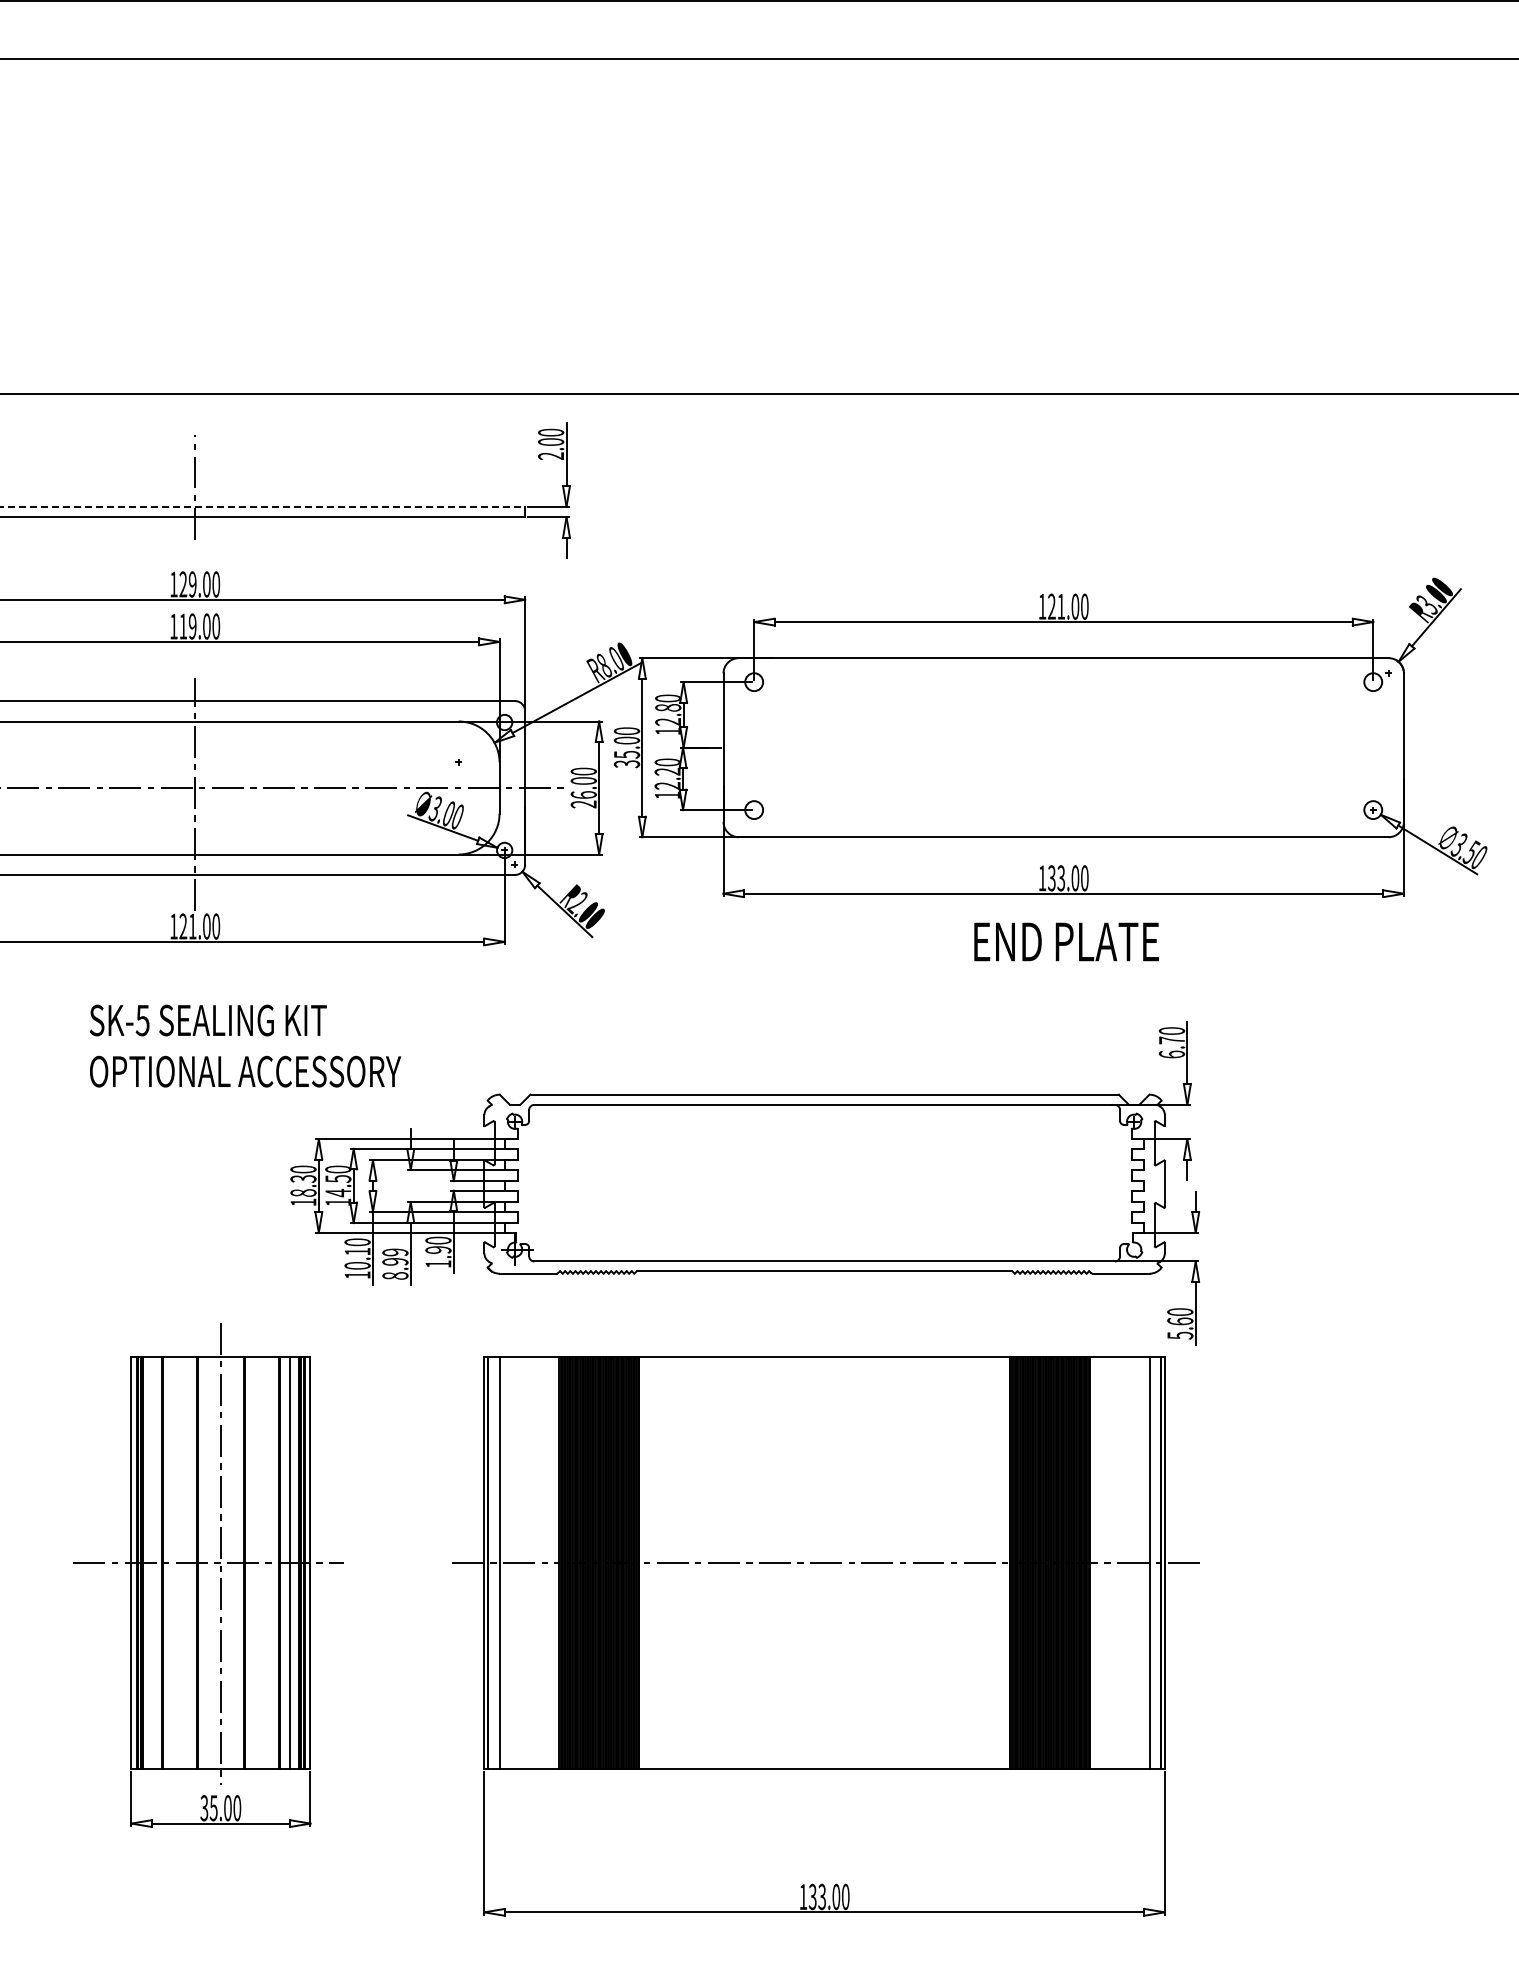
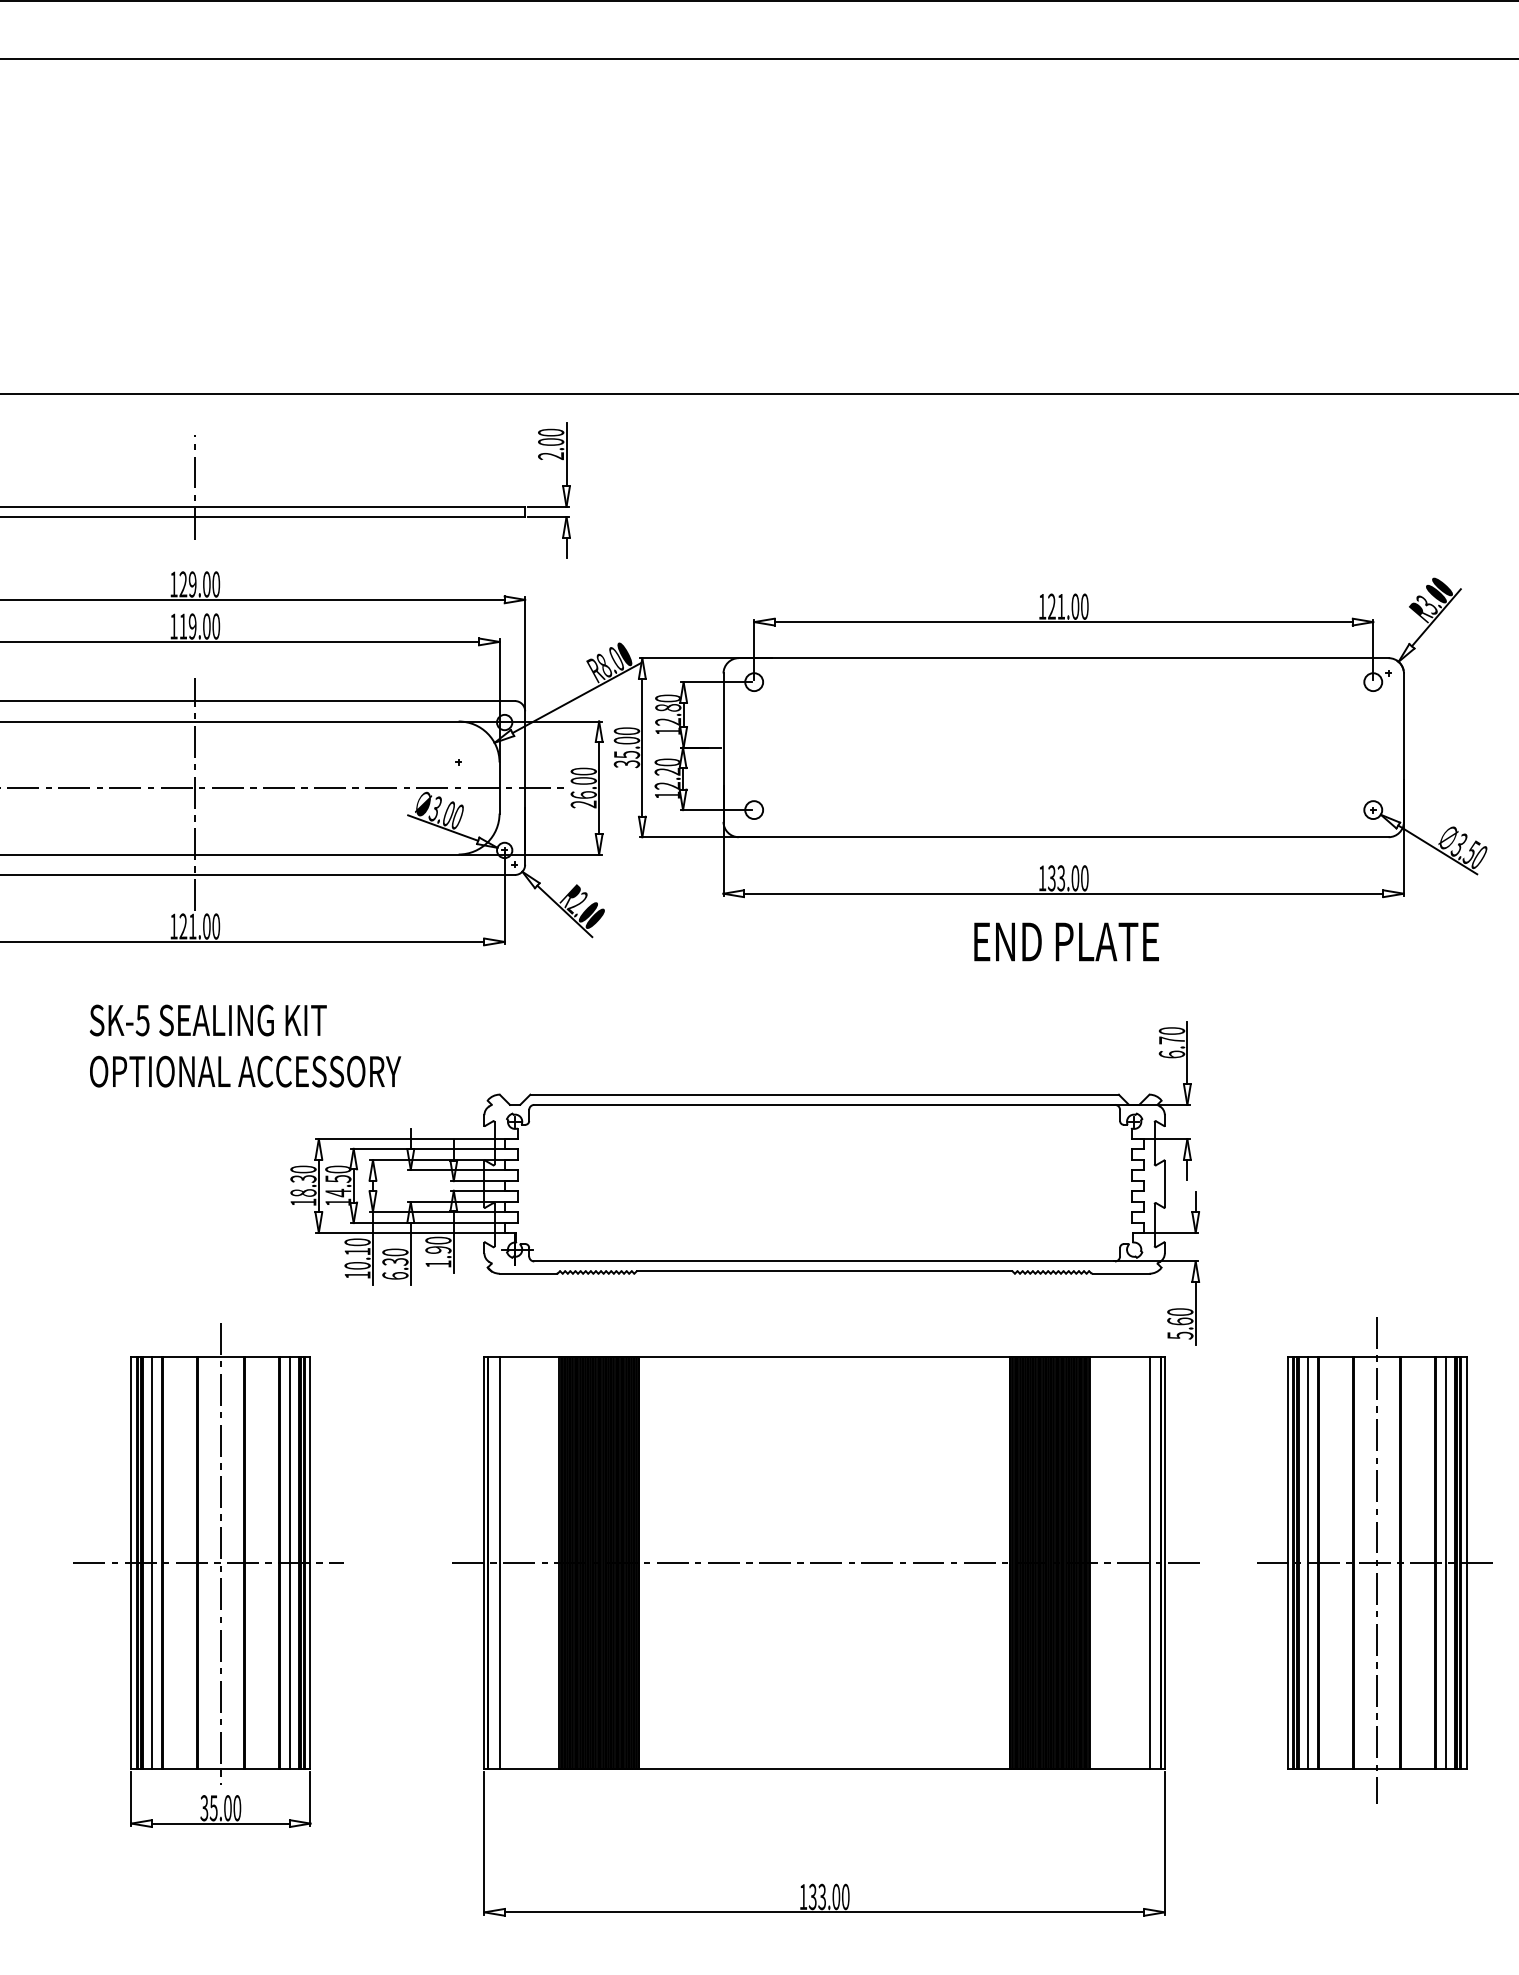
line: dashed -> solid (263, 506)
text: 8.99 -> 6.30 (395, 1263)
part: none -> present (1374, 1560)
line: none -> present (151, 1563)
